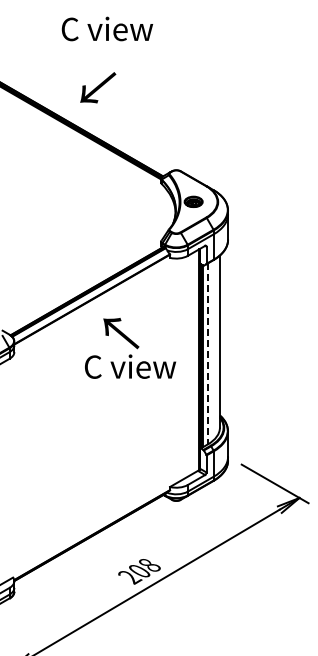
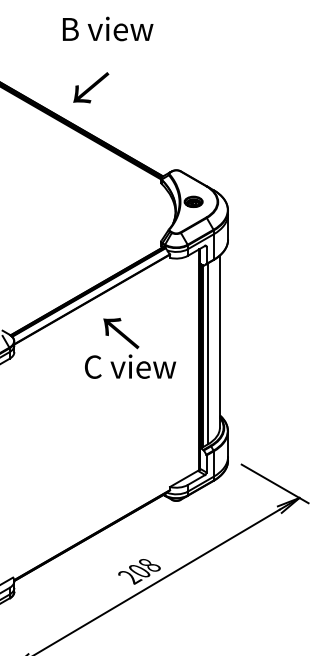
text: C view -> B view (107, 29)
text position: (98, 87) -> (91, 87) (91, 87)
line: dashed -> solid (208, 354)
